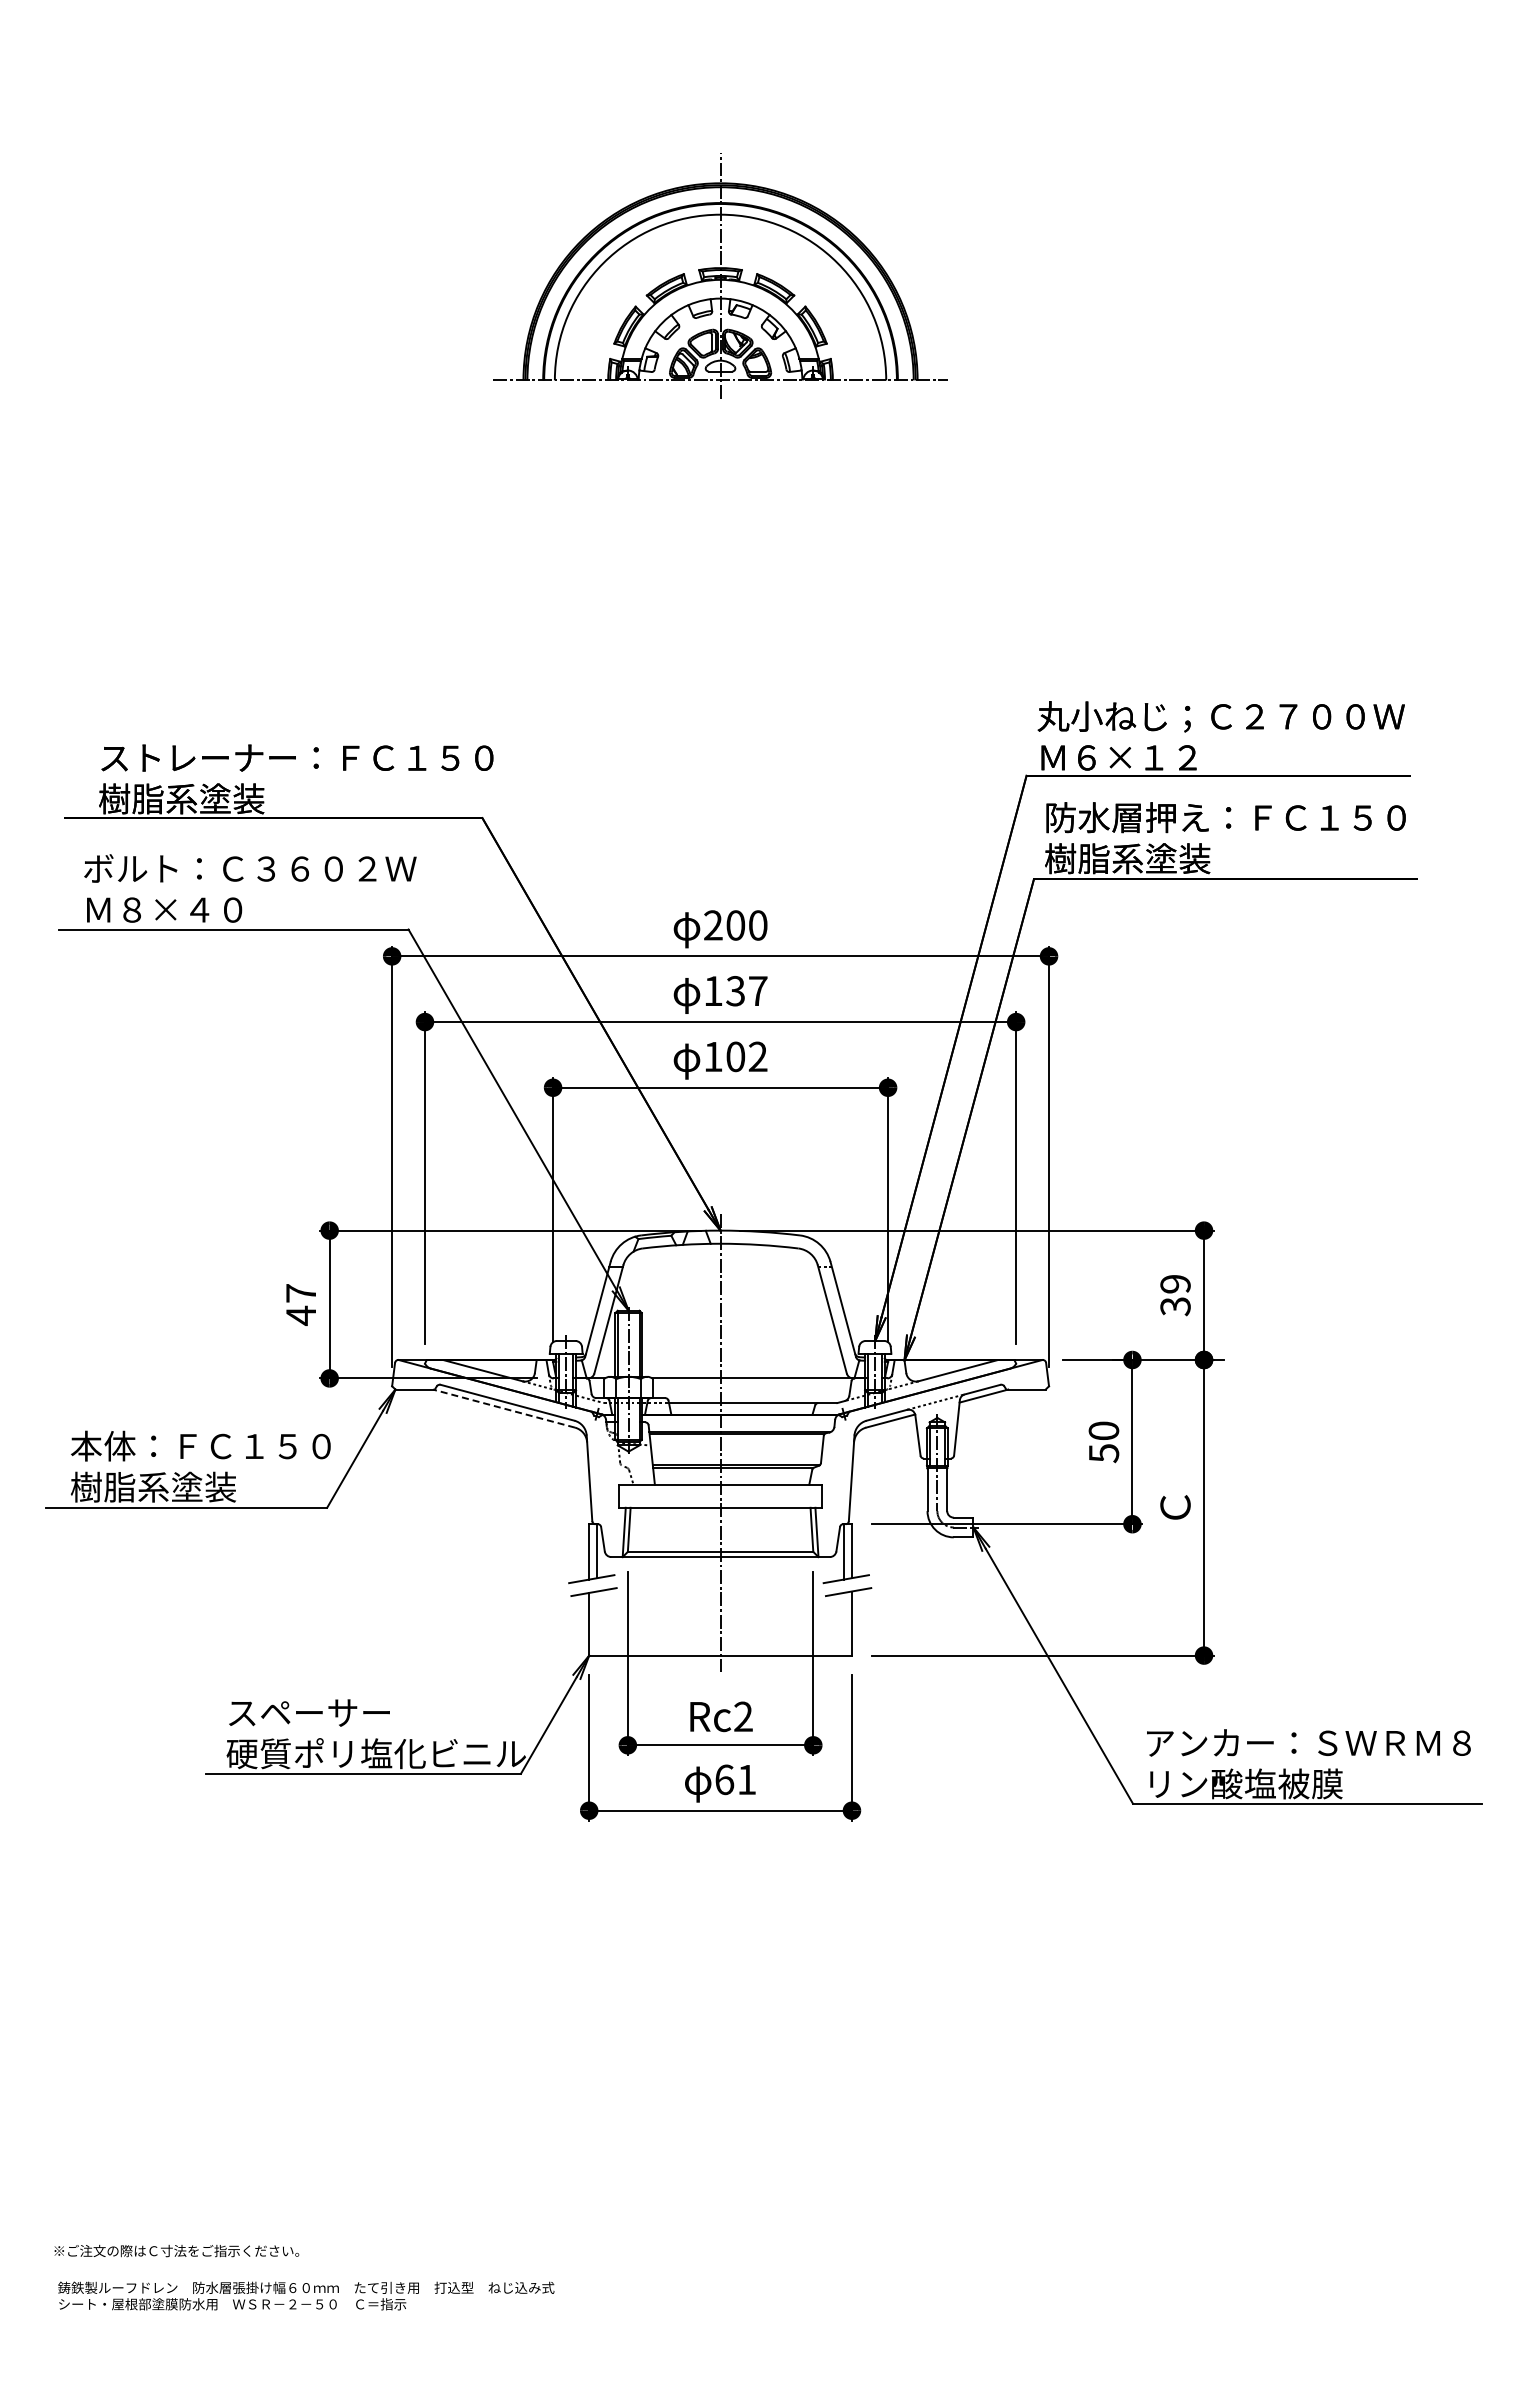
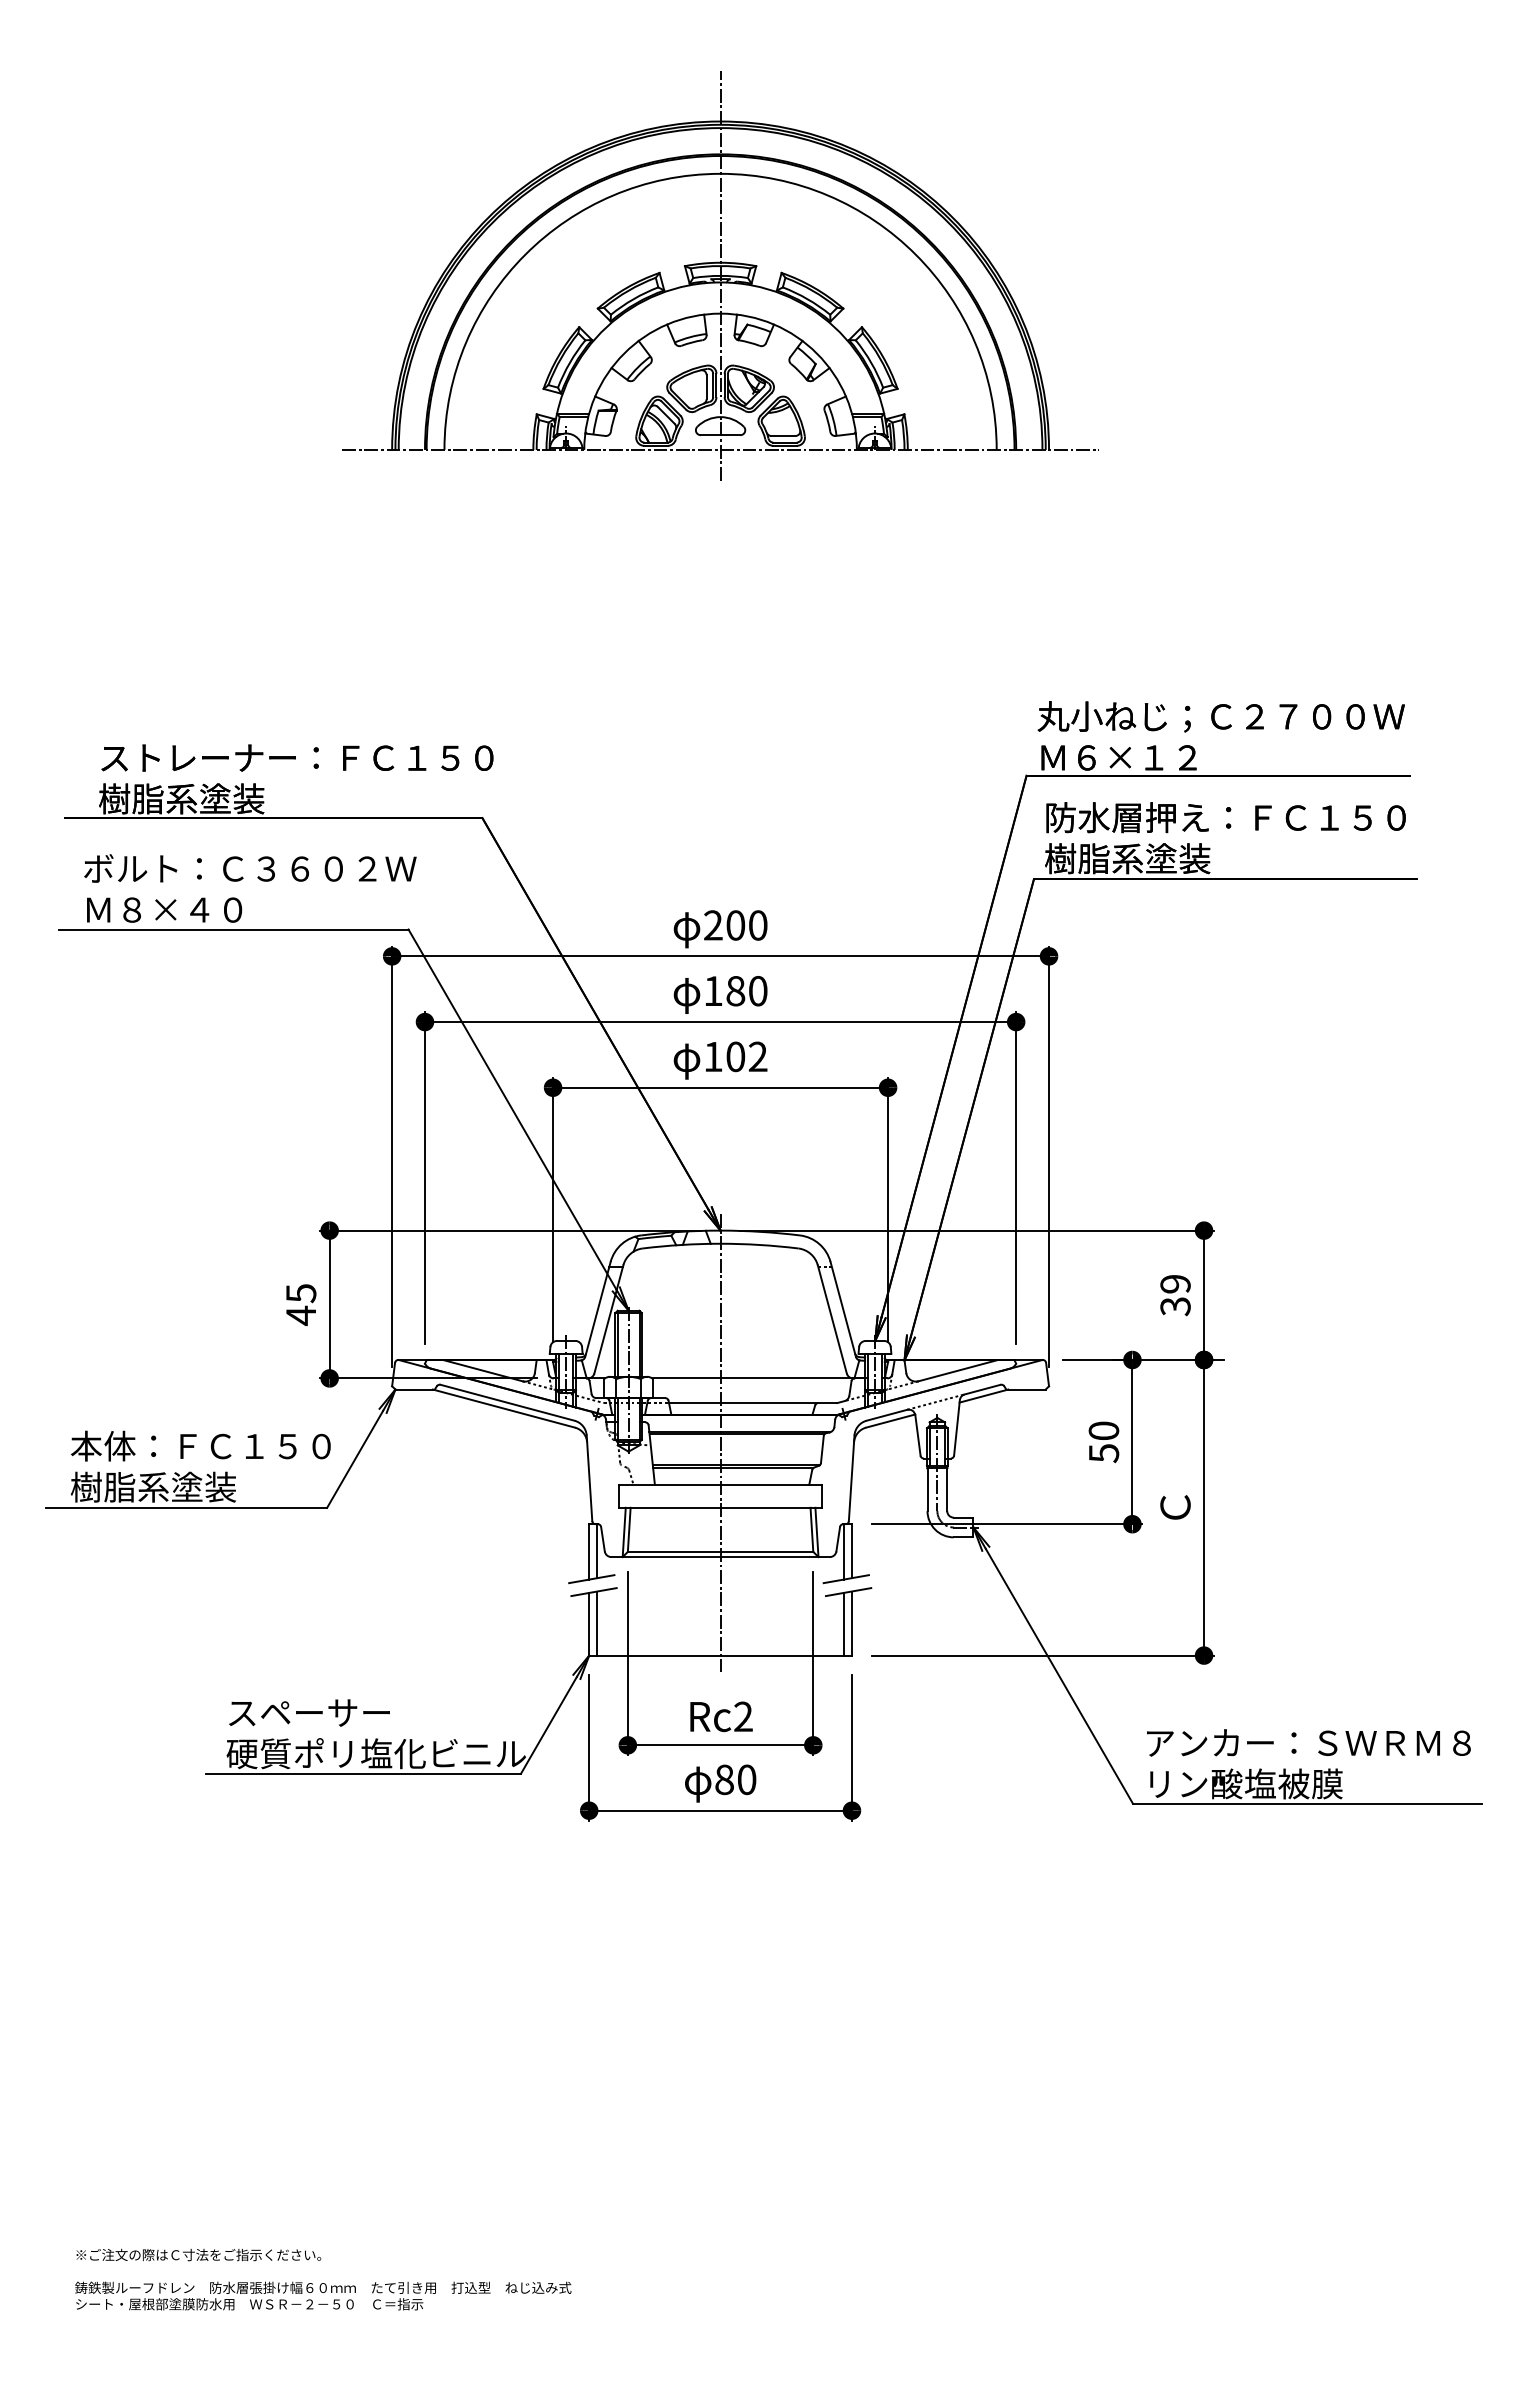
part size: 455x246 px -> 757x410 px (720, 275)
text: 137 -> 180 (746, 991)
text: 47 -> 45 (301, 1293)
line: dashed -> solid (503, 1408)
line: none -> present (597, 1623)
line: none -> present (843, 1623)
text: 61 -> 80 (735, 1779)
text position: (176, 2250) -> (198, 2254) (198, 2254)
text position: (306, 2295) -> (323, 2295) (323, 2295)
